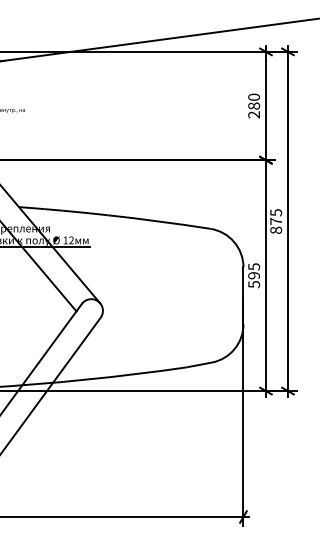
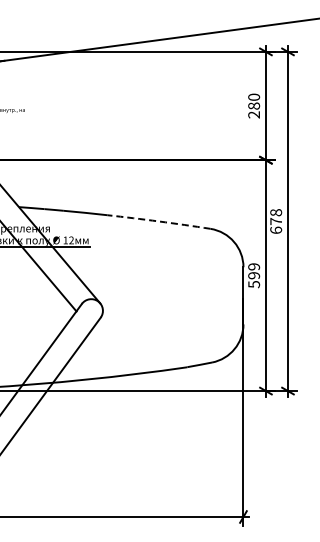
arc: solid -> dashed (159, 221)
text: 875 -> 678 (275, 221)
text: 595 -> 599 (253, 266)
